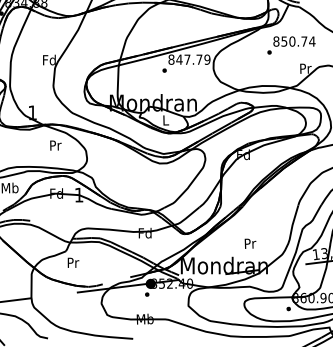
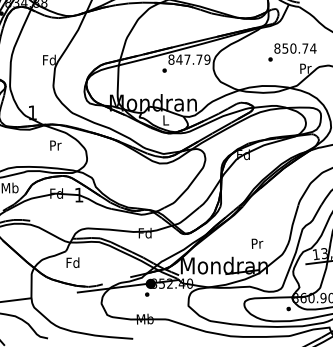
text position: (291, 45) -> (292, 52) (292, 52)
text position: (250, 243) -> (257, 243) (257, 243)
text: Pr -> Fd (72, 262)
